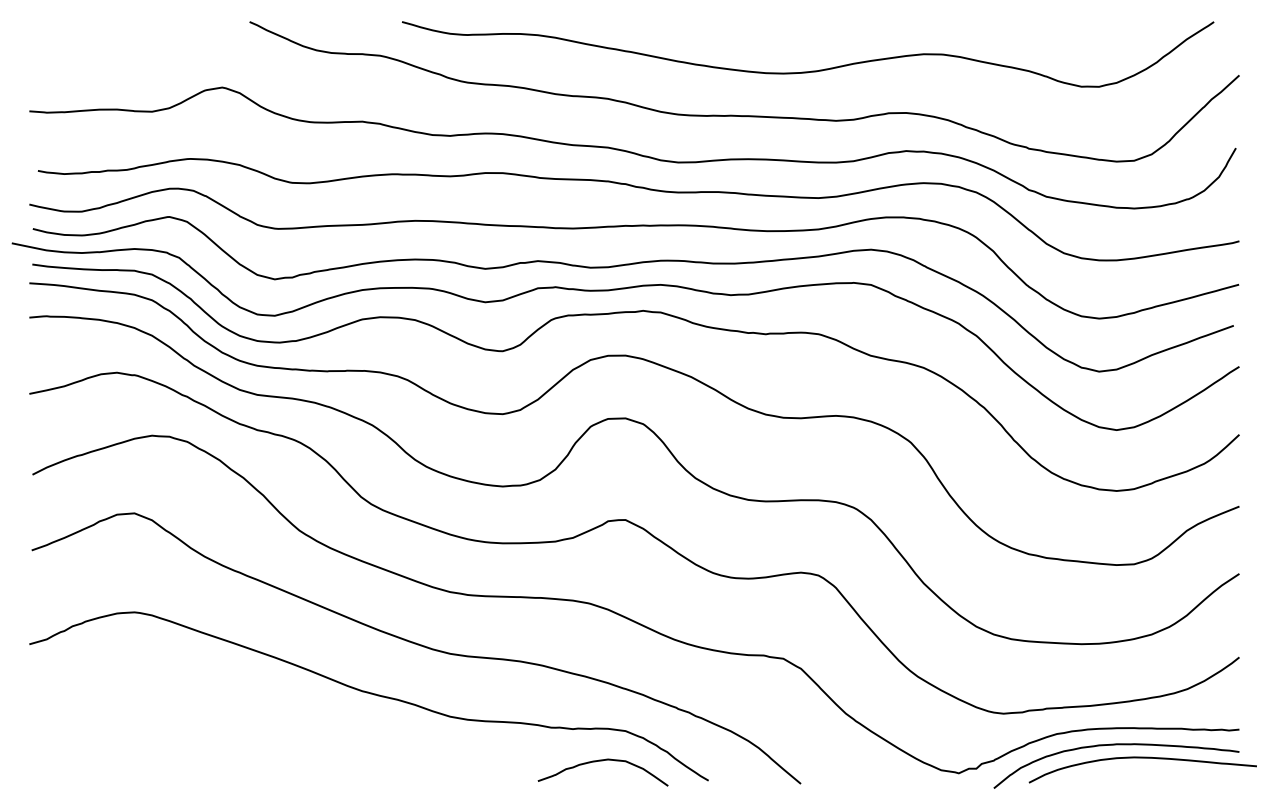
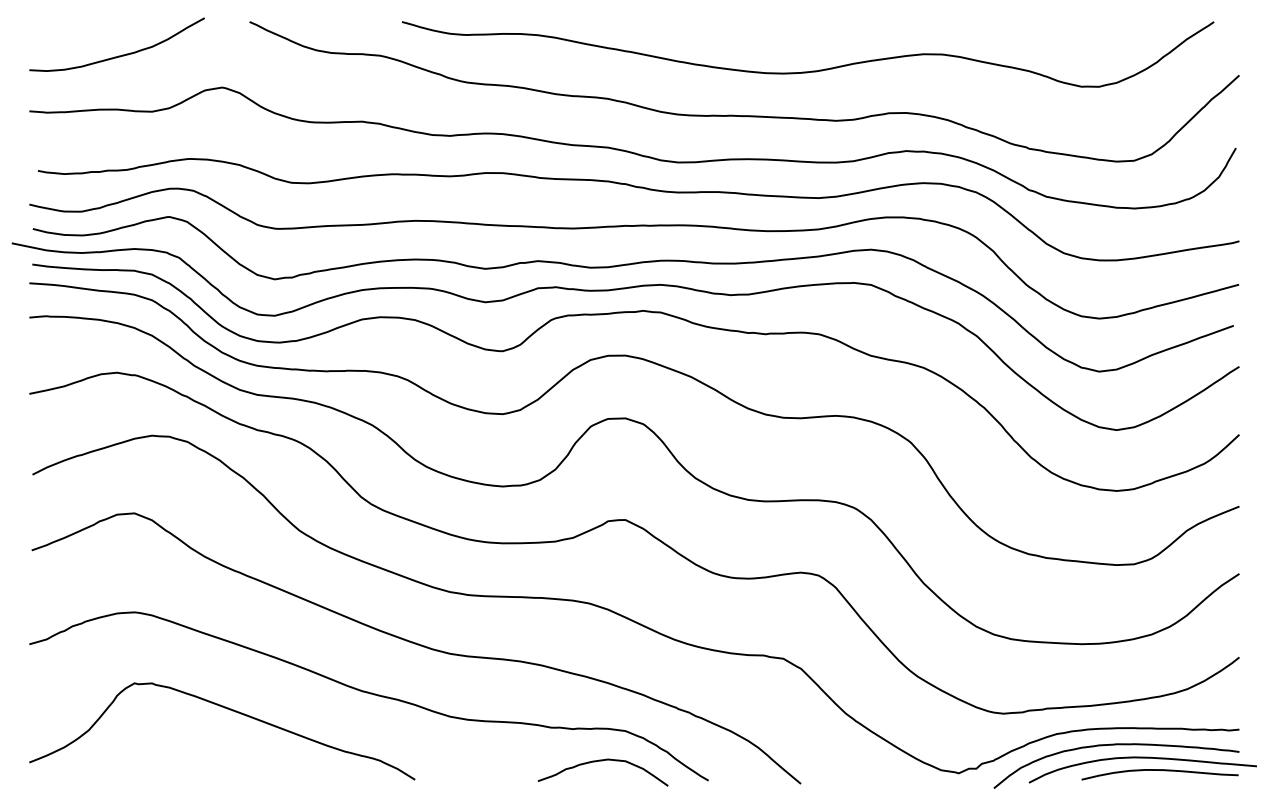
curve: none -> present (118, 55)
curve: none -> present (232, 711)
curve: none -> present (1159, 770)
